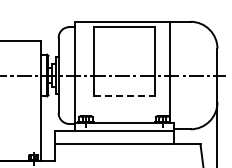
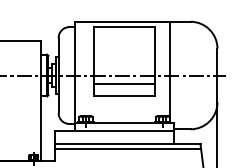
line: none -> present (124, 83)
line: dashed -> solid (124, 96)
line: none -> present (127, 148)
